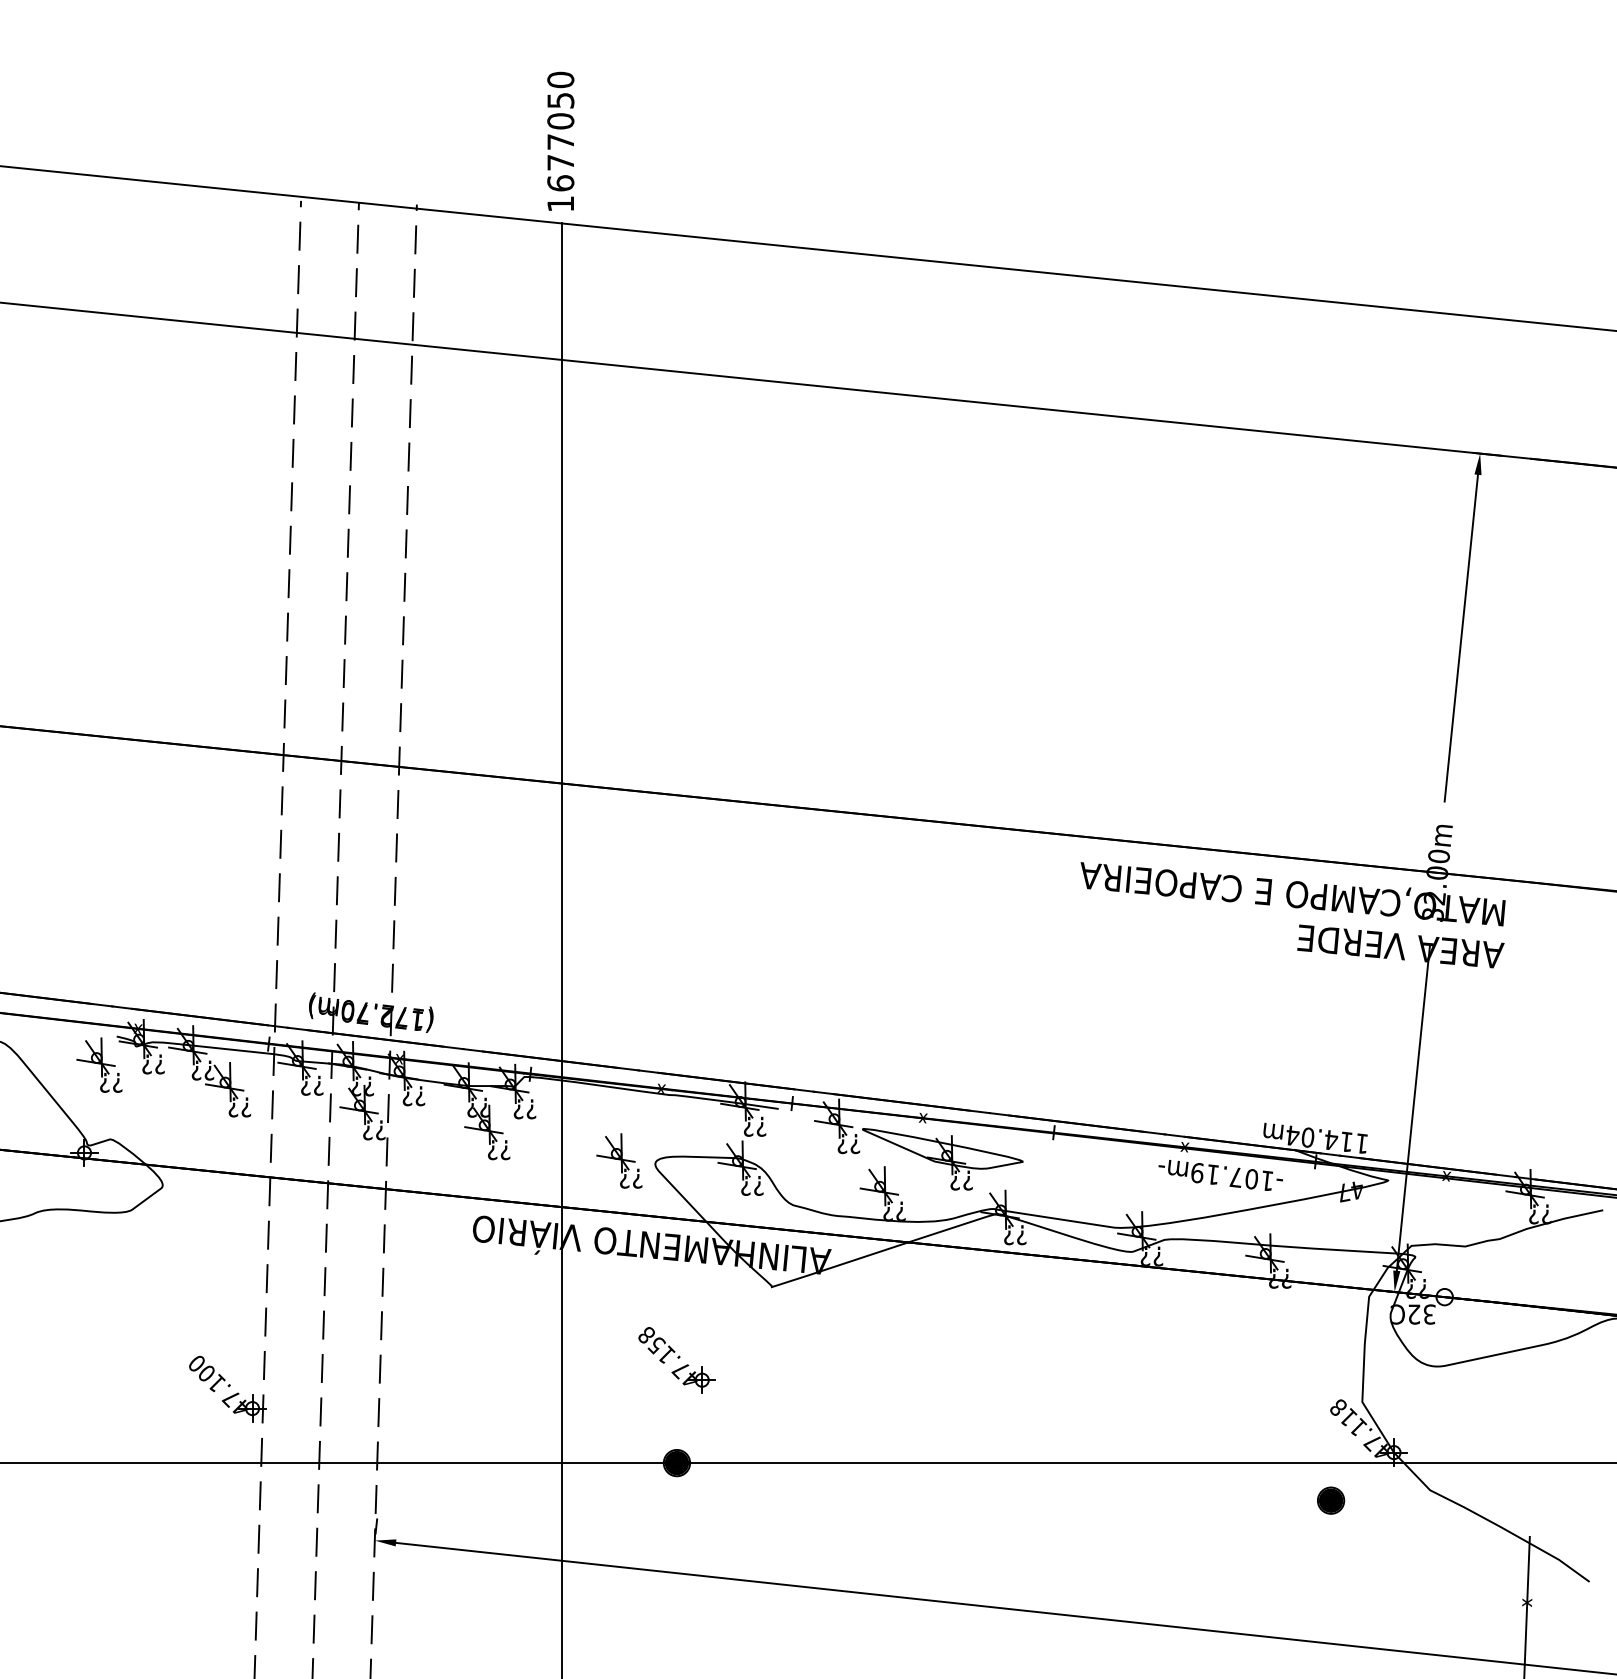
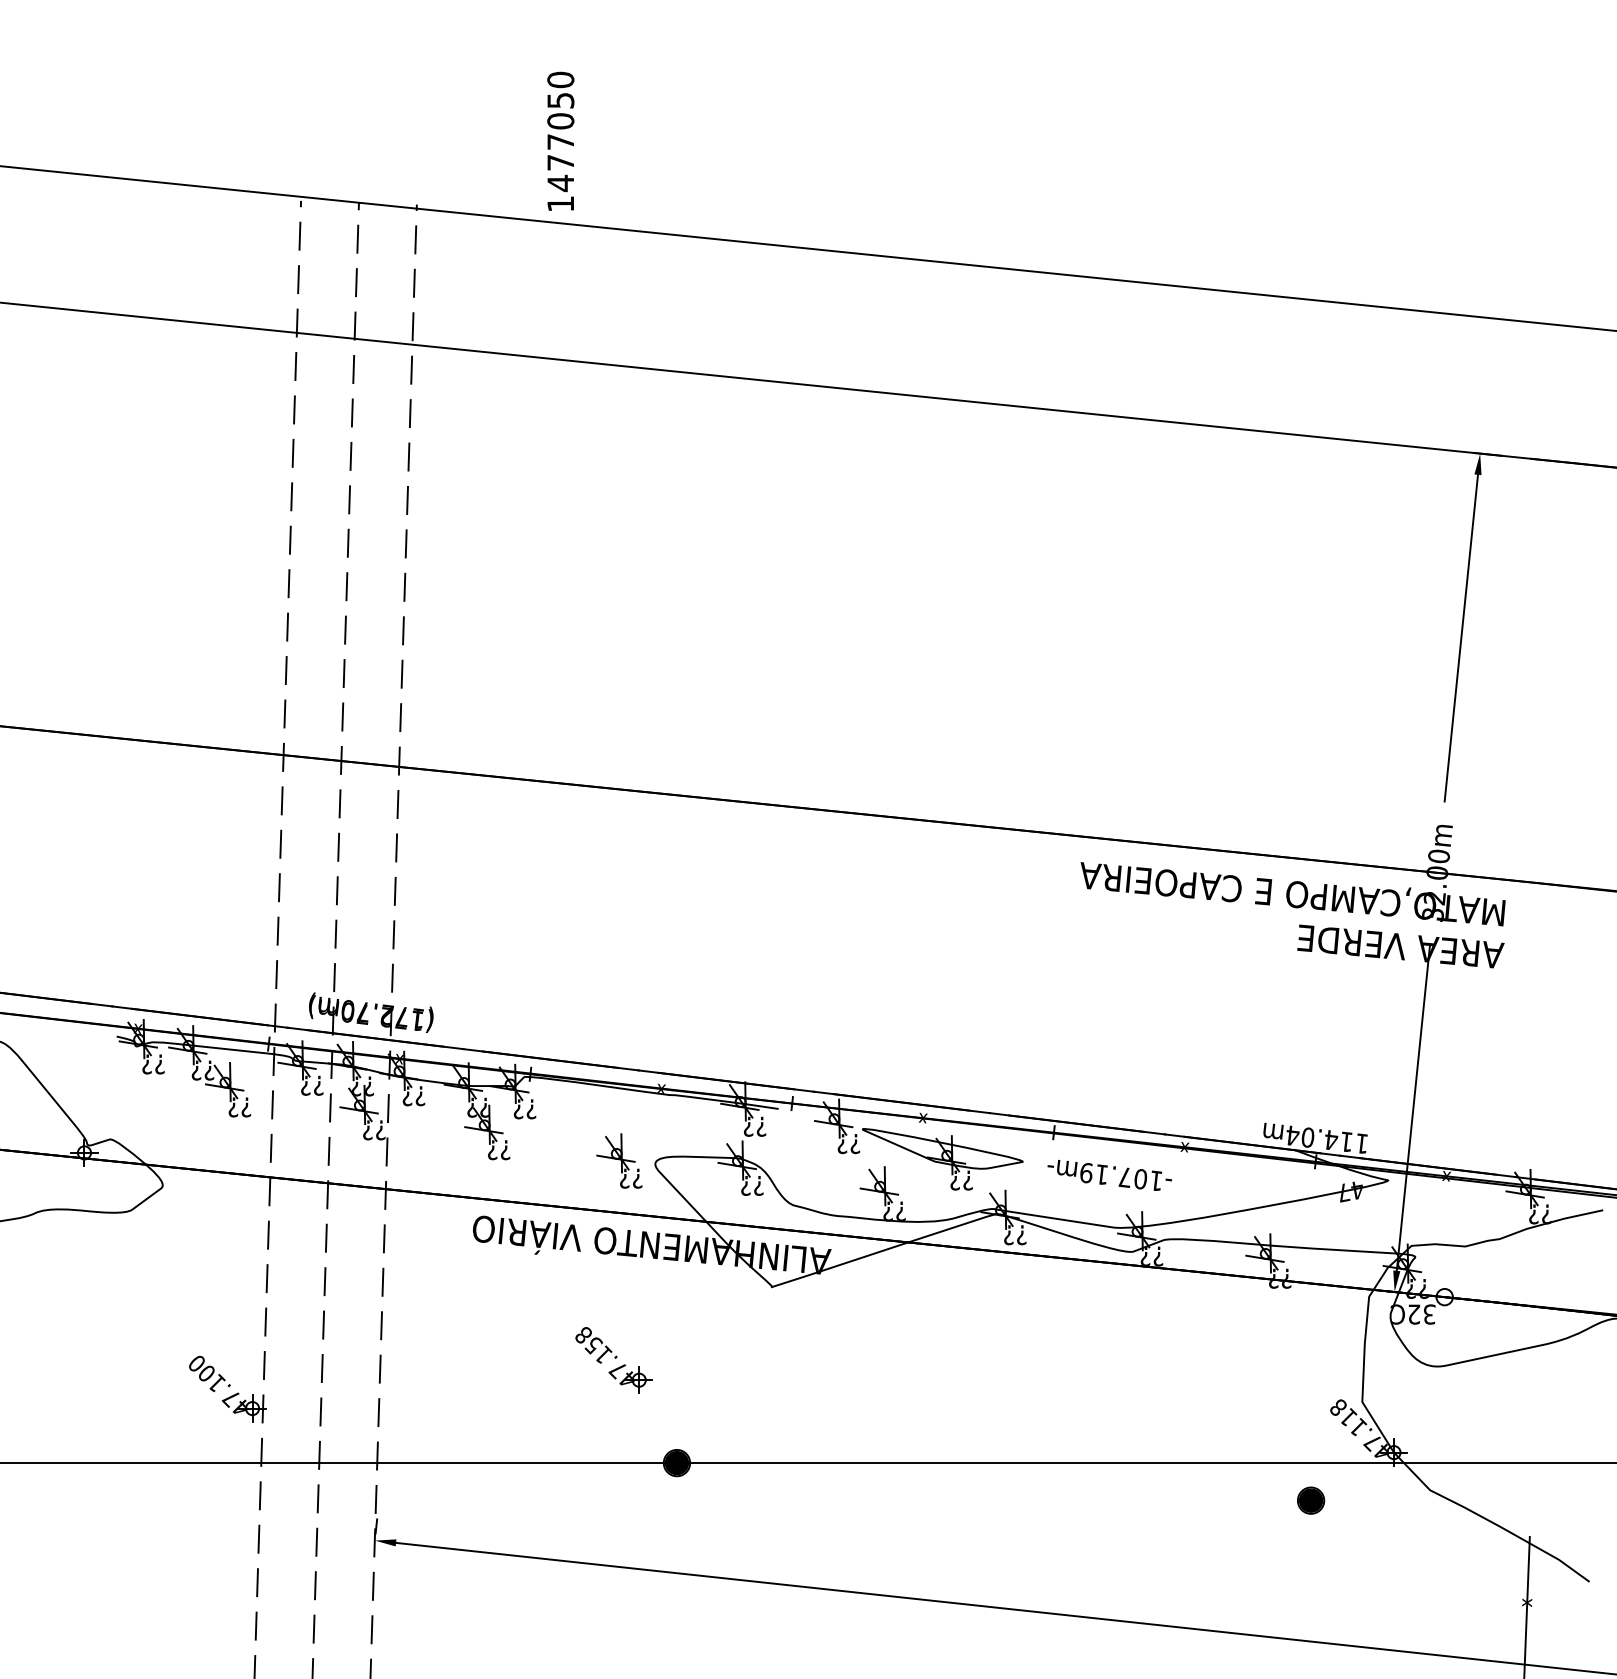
text: 1677050 -> 1477050 (560, 183)
line: present -> none (561, 949)
part: present -> none (99, 1064)
text position: (1220, 1174) -> (1109, 1174) (1109, 1174)
part position: (676, 1360) -> (613, 1360) (613, 1360)
part position: (1331, 1500) -> (1311, 1500) (1311, 1500)
